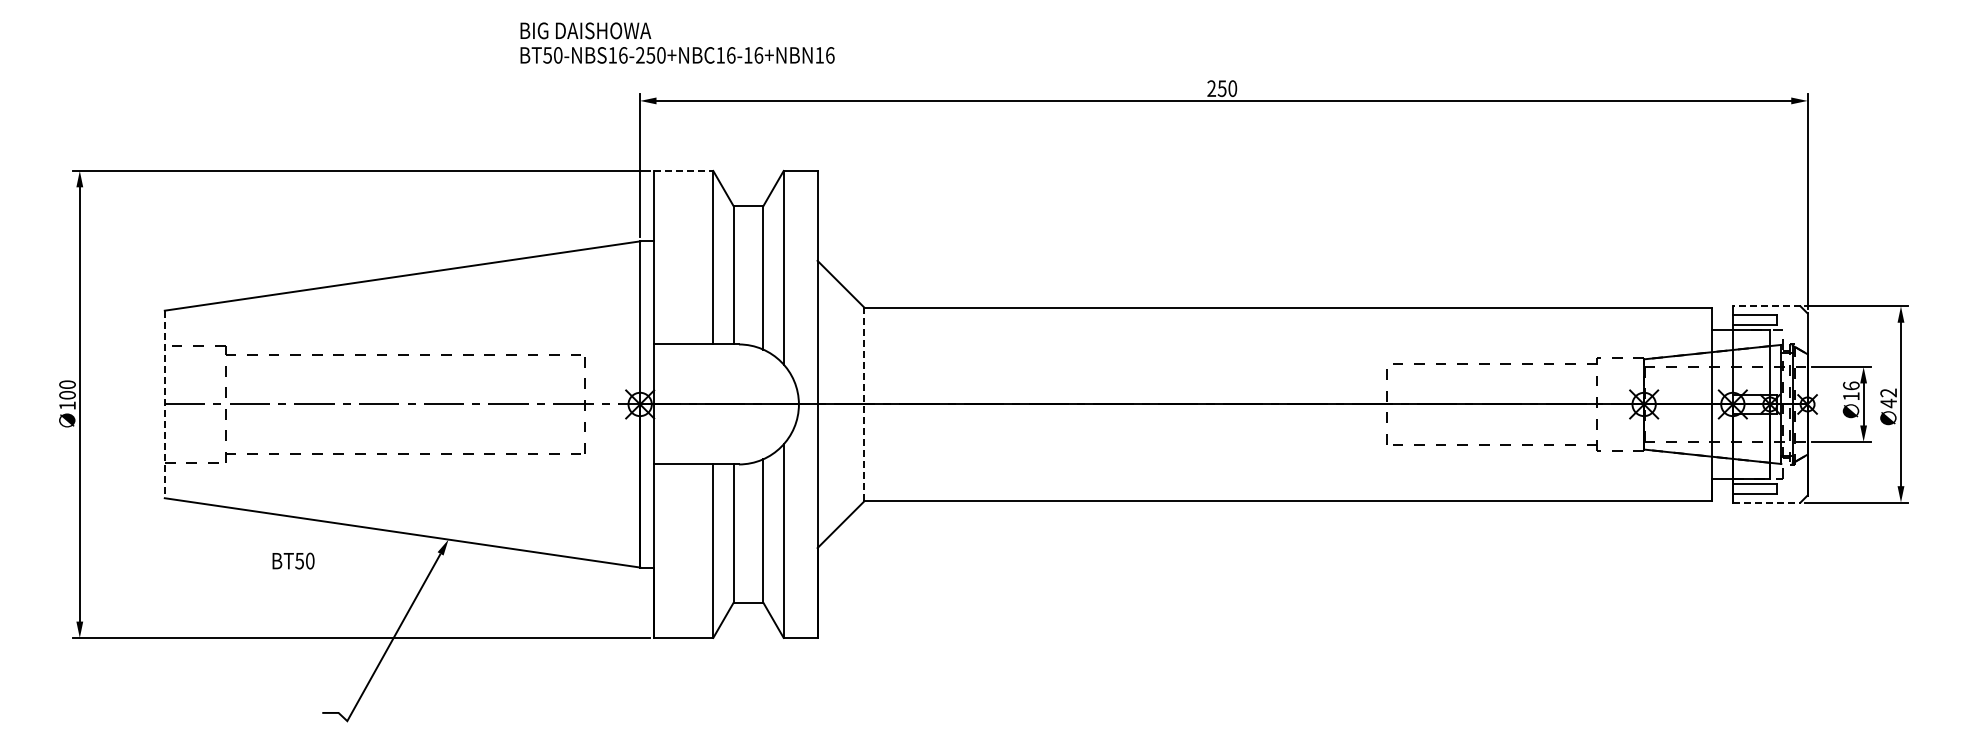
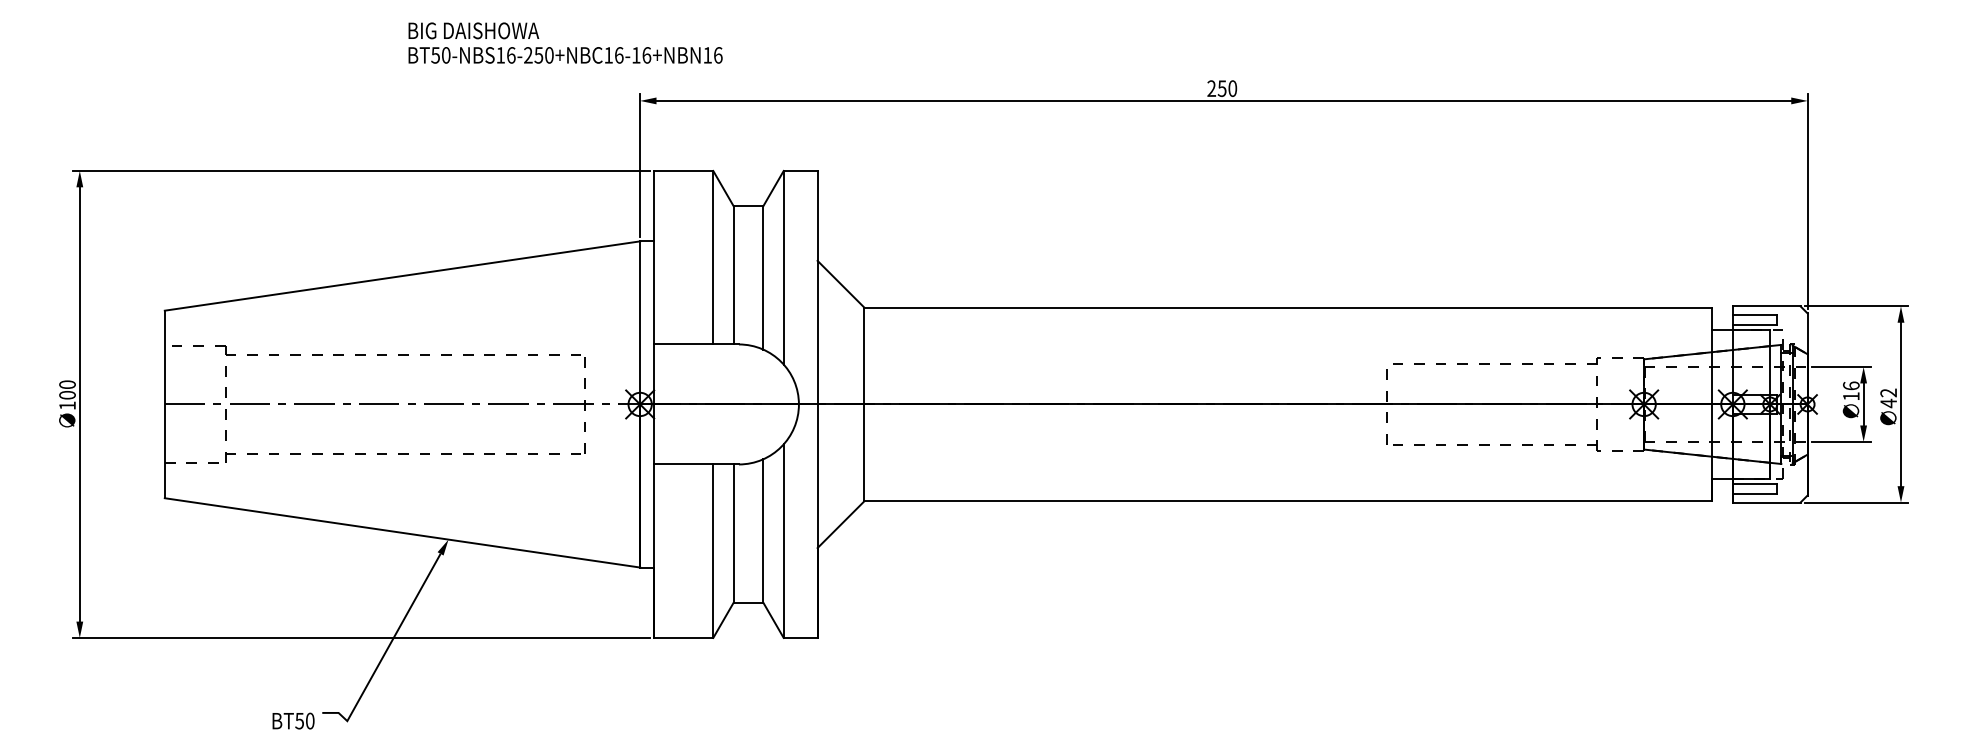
text position: (677, 42) -> (565, 42) (565, 42)
line: dashed -> solid (683, 170)
line: dashed -> solid (1766, 306)
line: dashed -> solid (164, 404)
line: dashed -> solid (864, 404)
line: dashed -> solid (1766, 502)
text position: (293, 560) -> (293, 720) (293, 720)
